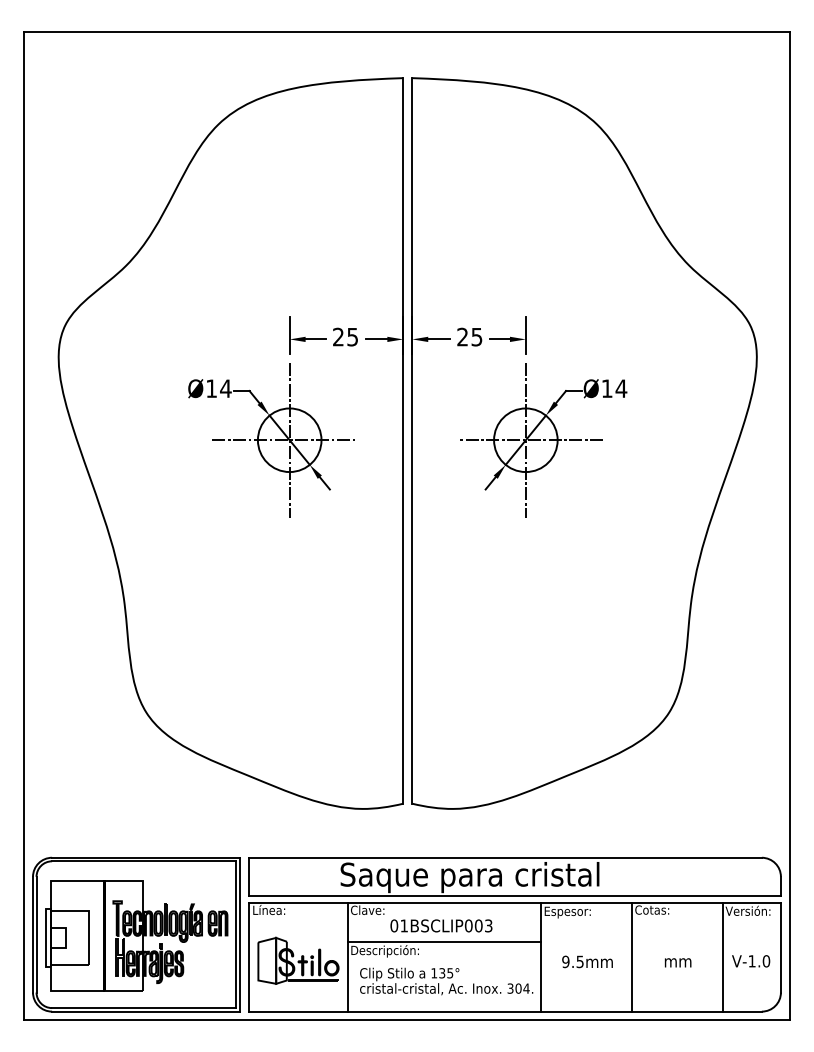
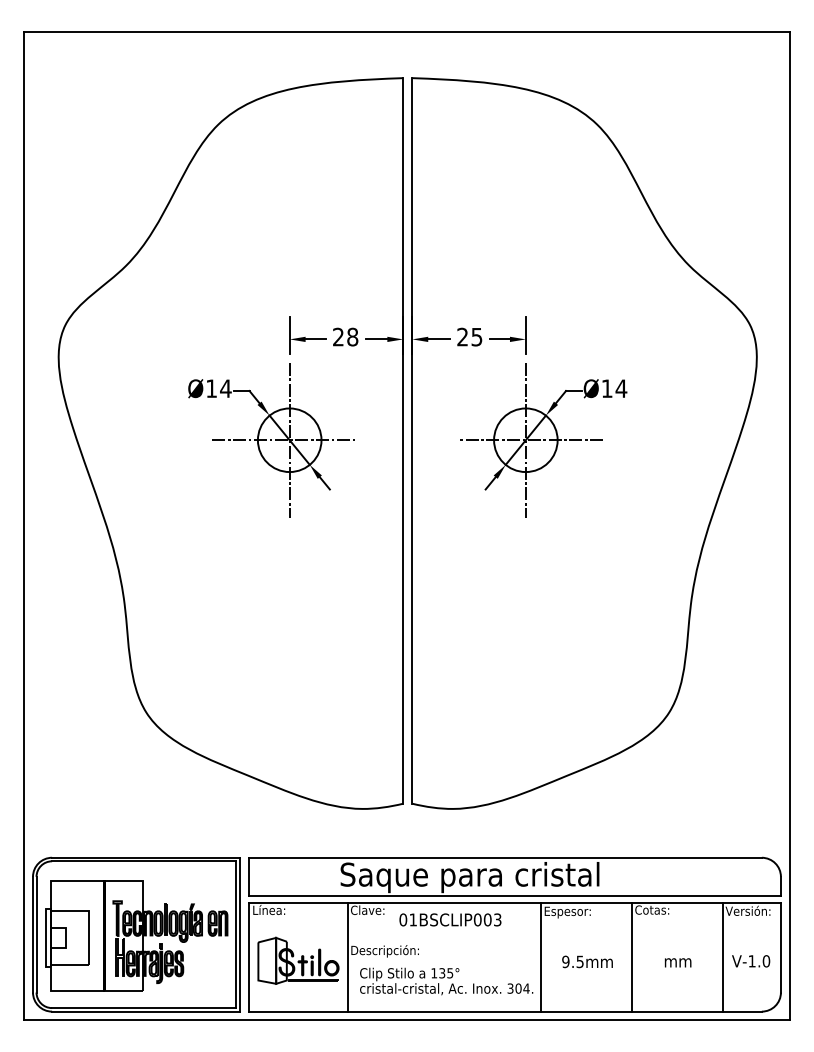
text: 25 -> 28 (352, 336)
text position: (441, 925) -> (450, 919) (450, 919)
line: present -> none (444, 941)
